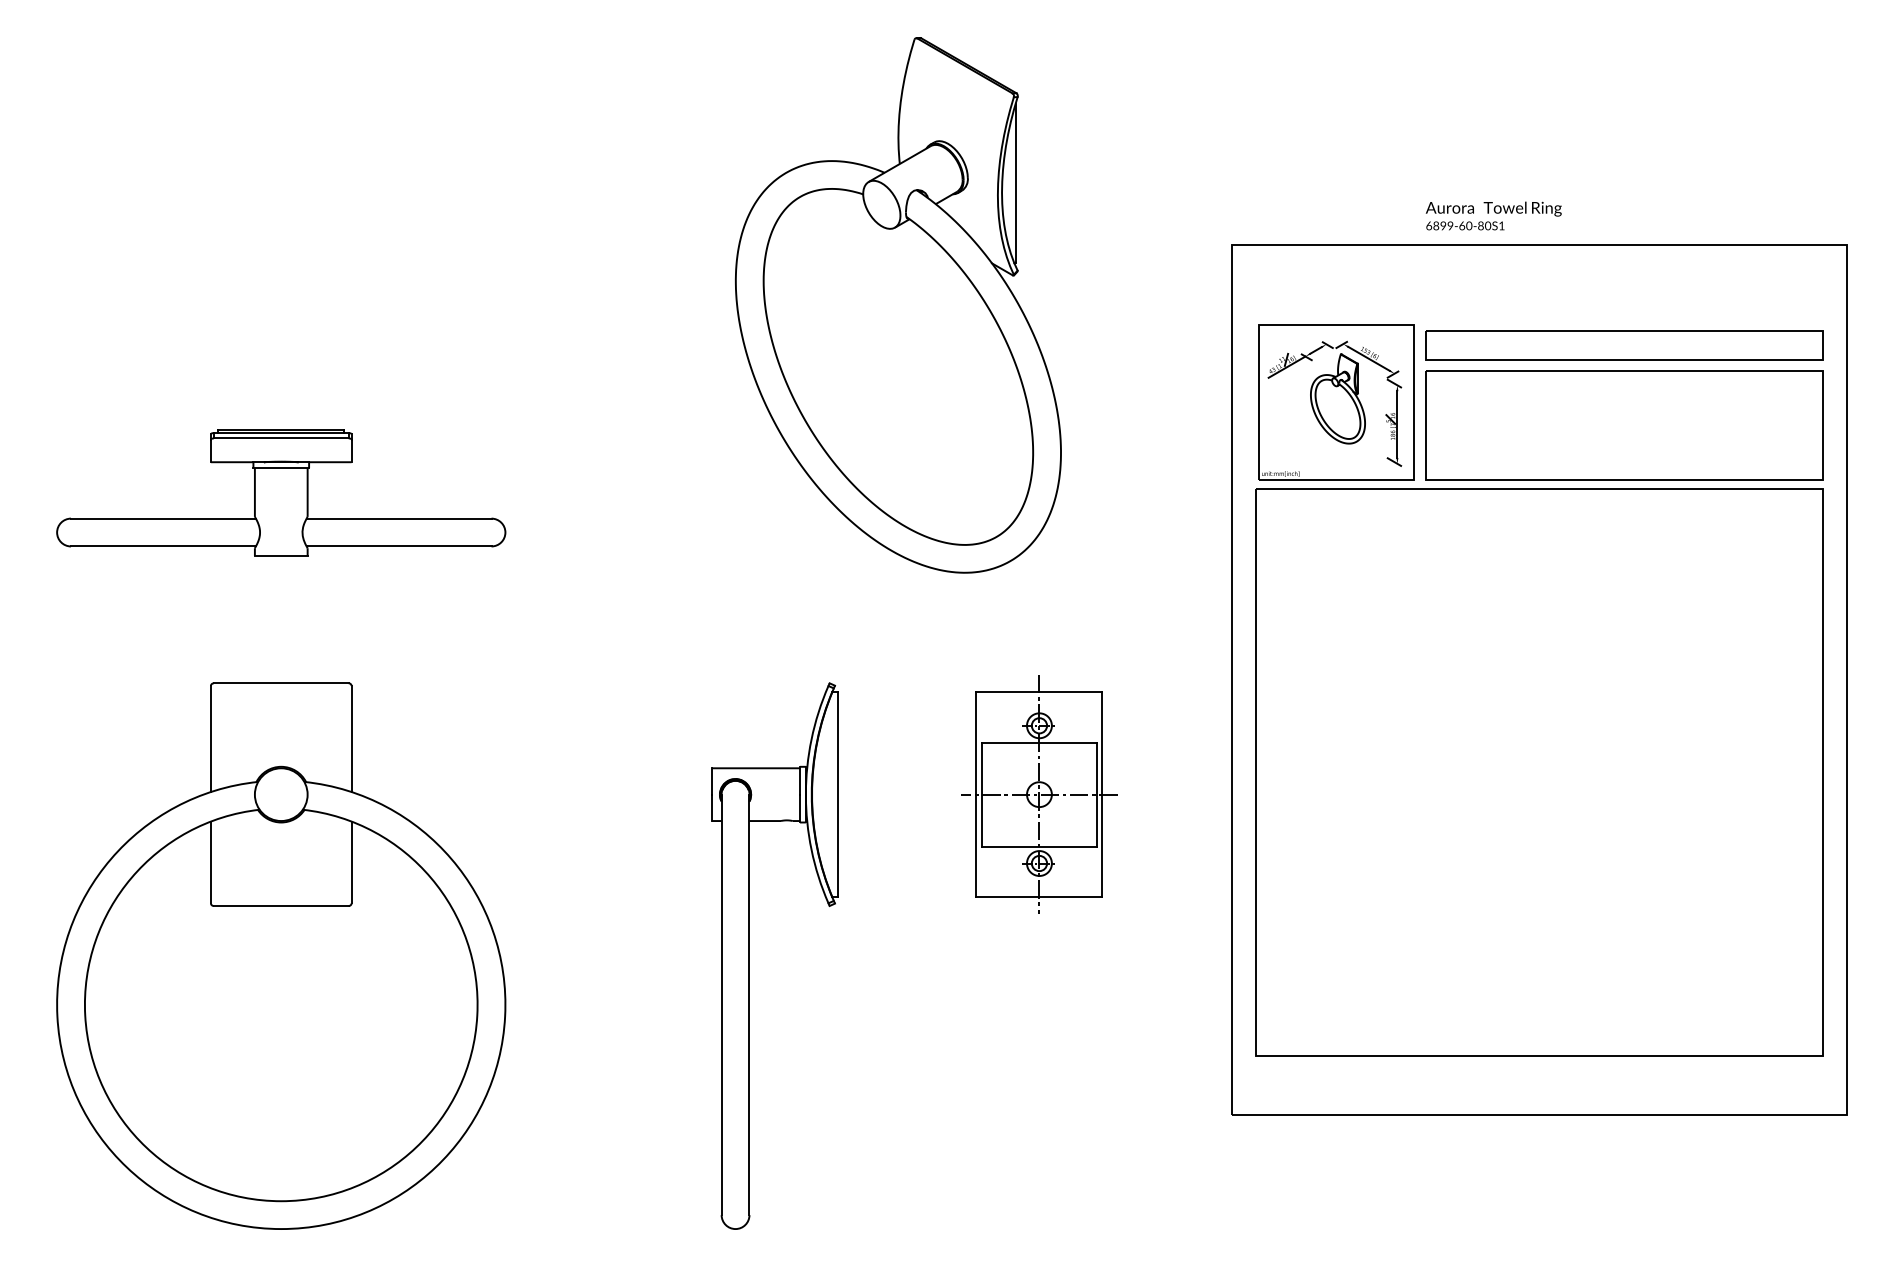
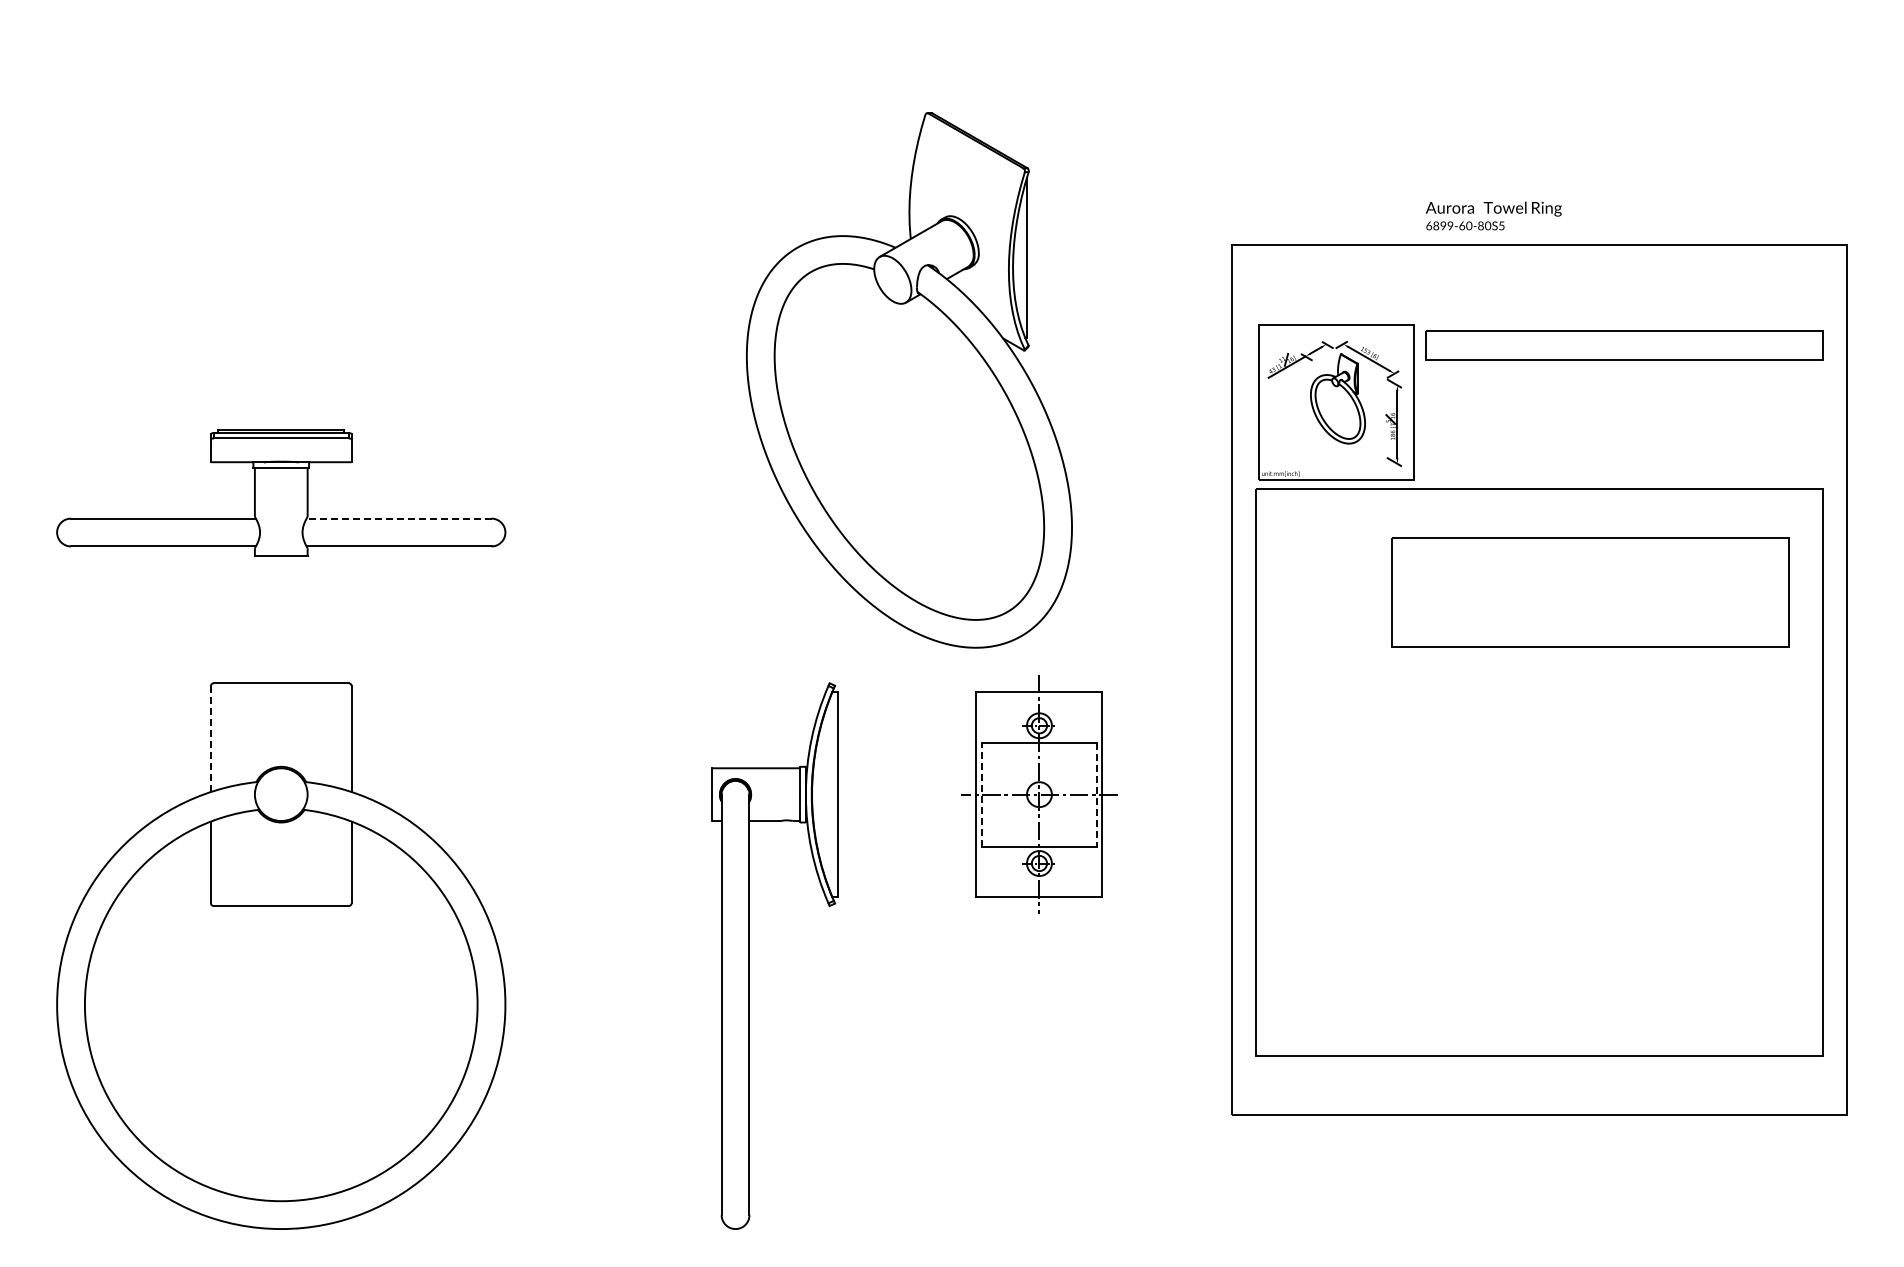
text: 6899-60-80S1 -> 6899-60-80S5 (1501, 225)
part position: (897, 305) -> (908, 380) (908, 380)
part position: (1624, 425) -> (1590, 592) (1590, 592)
line: solid -> dashed (398, 518)
line: solid -> dashed (210, 739)
line: solid -> dashed (982, 794)
line: solid -> dashed (1096, 795)
